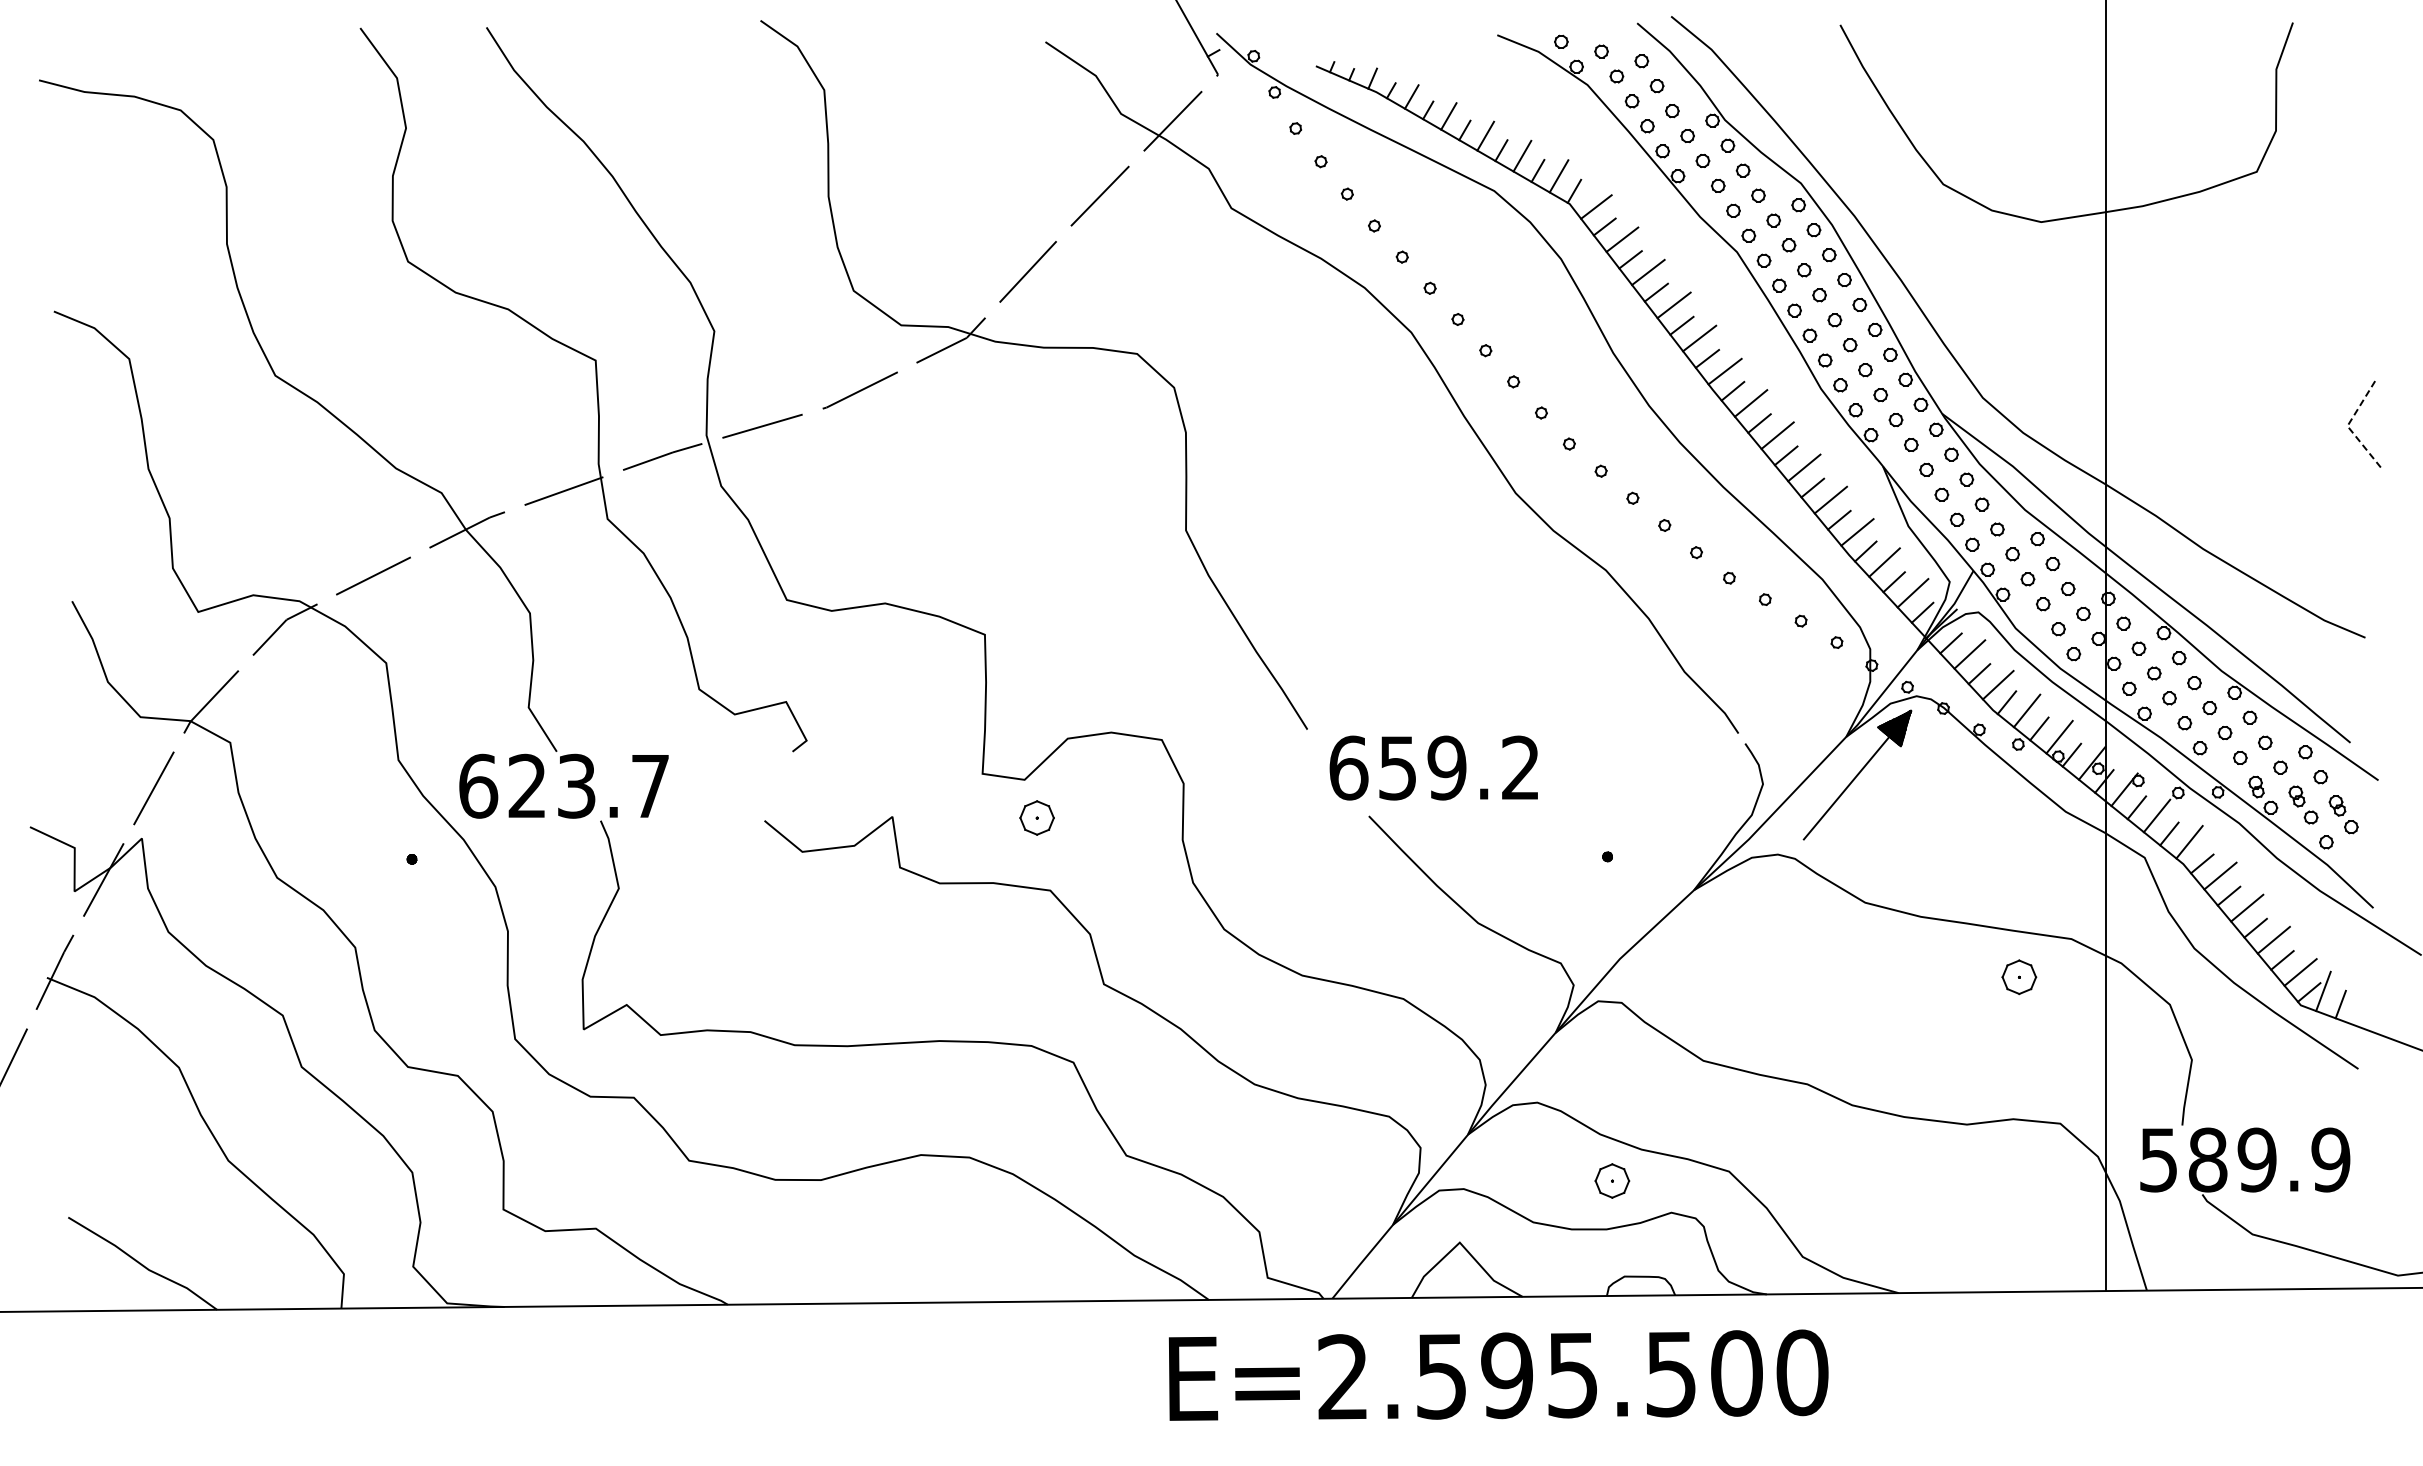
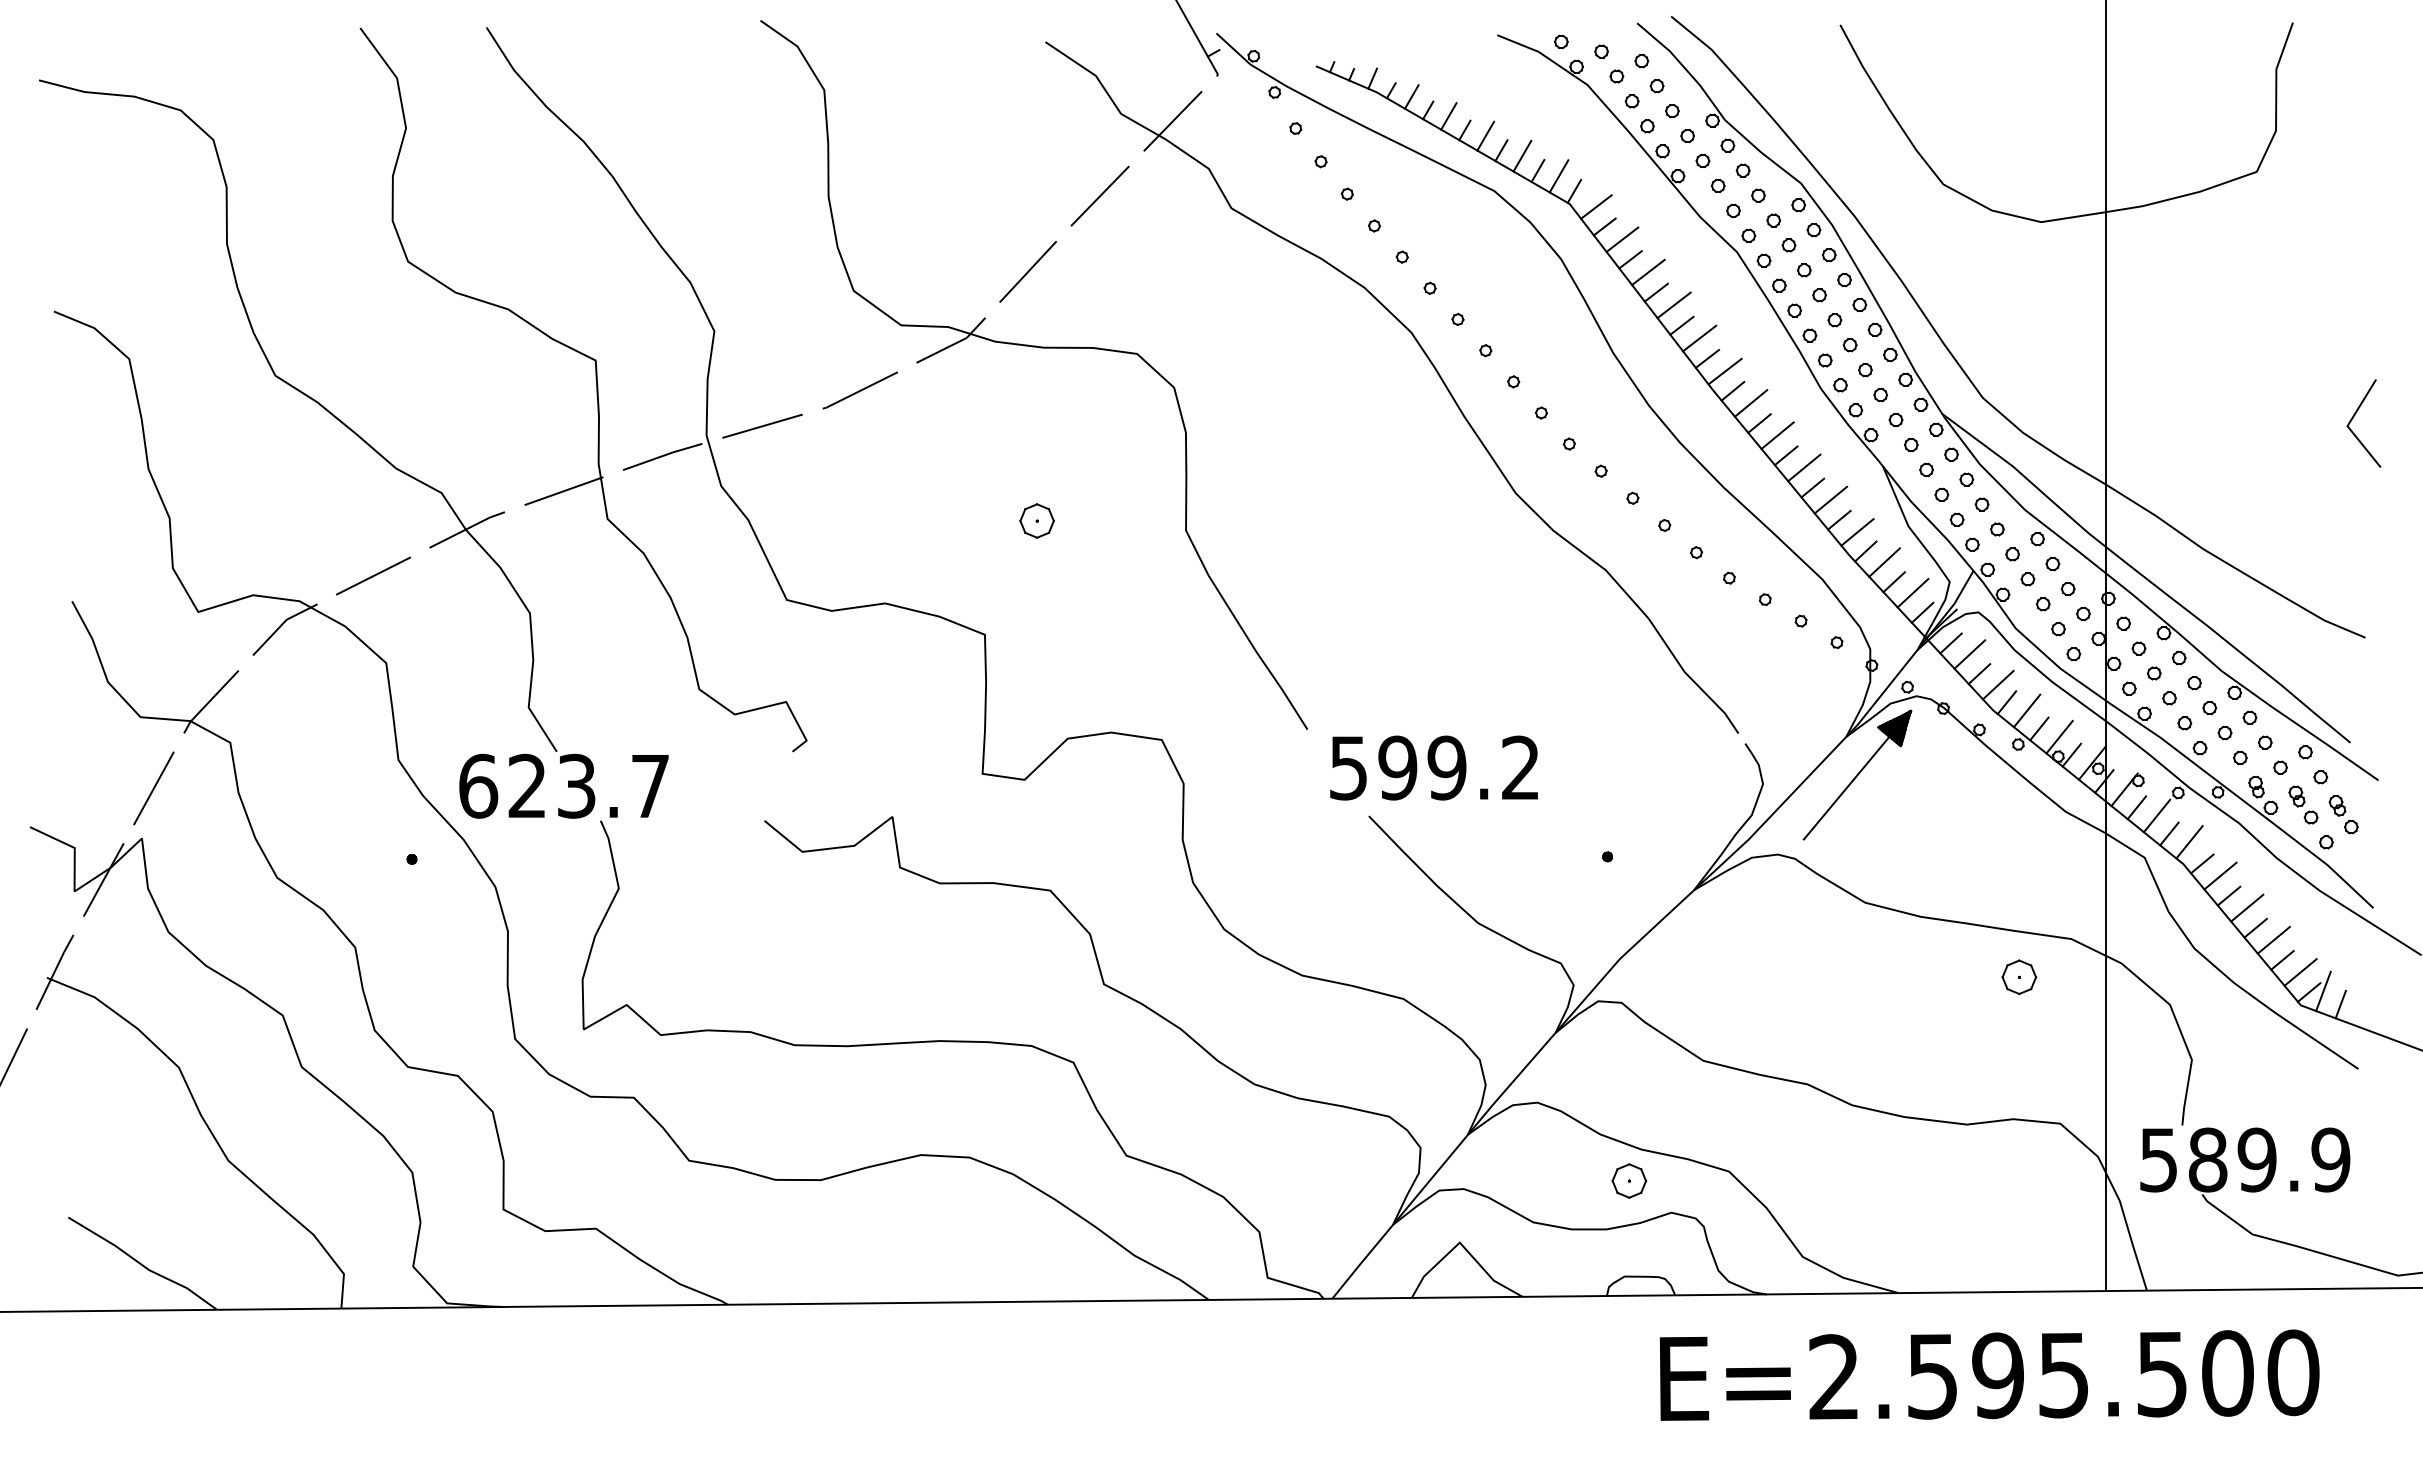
line: dashed -> solid (2347, 426)
text: 659.2 -> 599.2 (1373, 767)
part position: (1036, 817) -> (1036, 520) (1036, 520)
part position: (1612, 1180) -> (1629, 1180) (1629, 1180)
text position: (1498, 1374) -> (1989, 1374) (1989, 1374)
